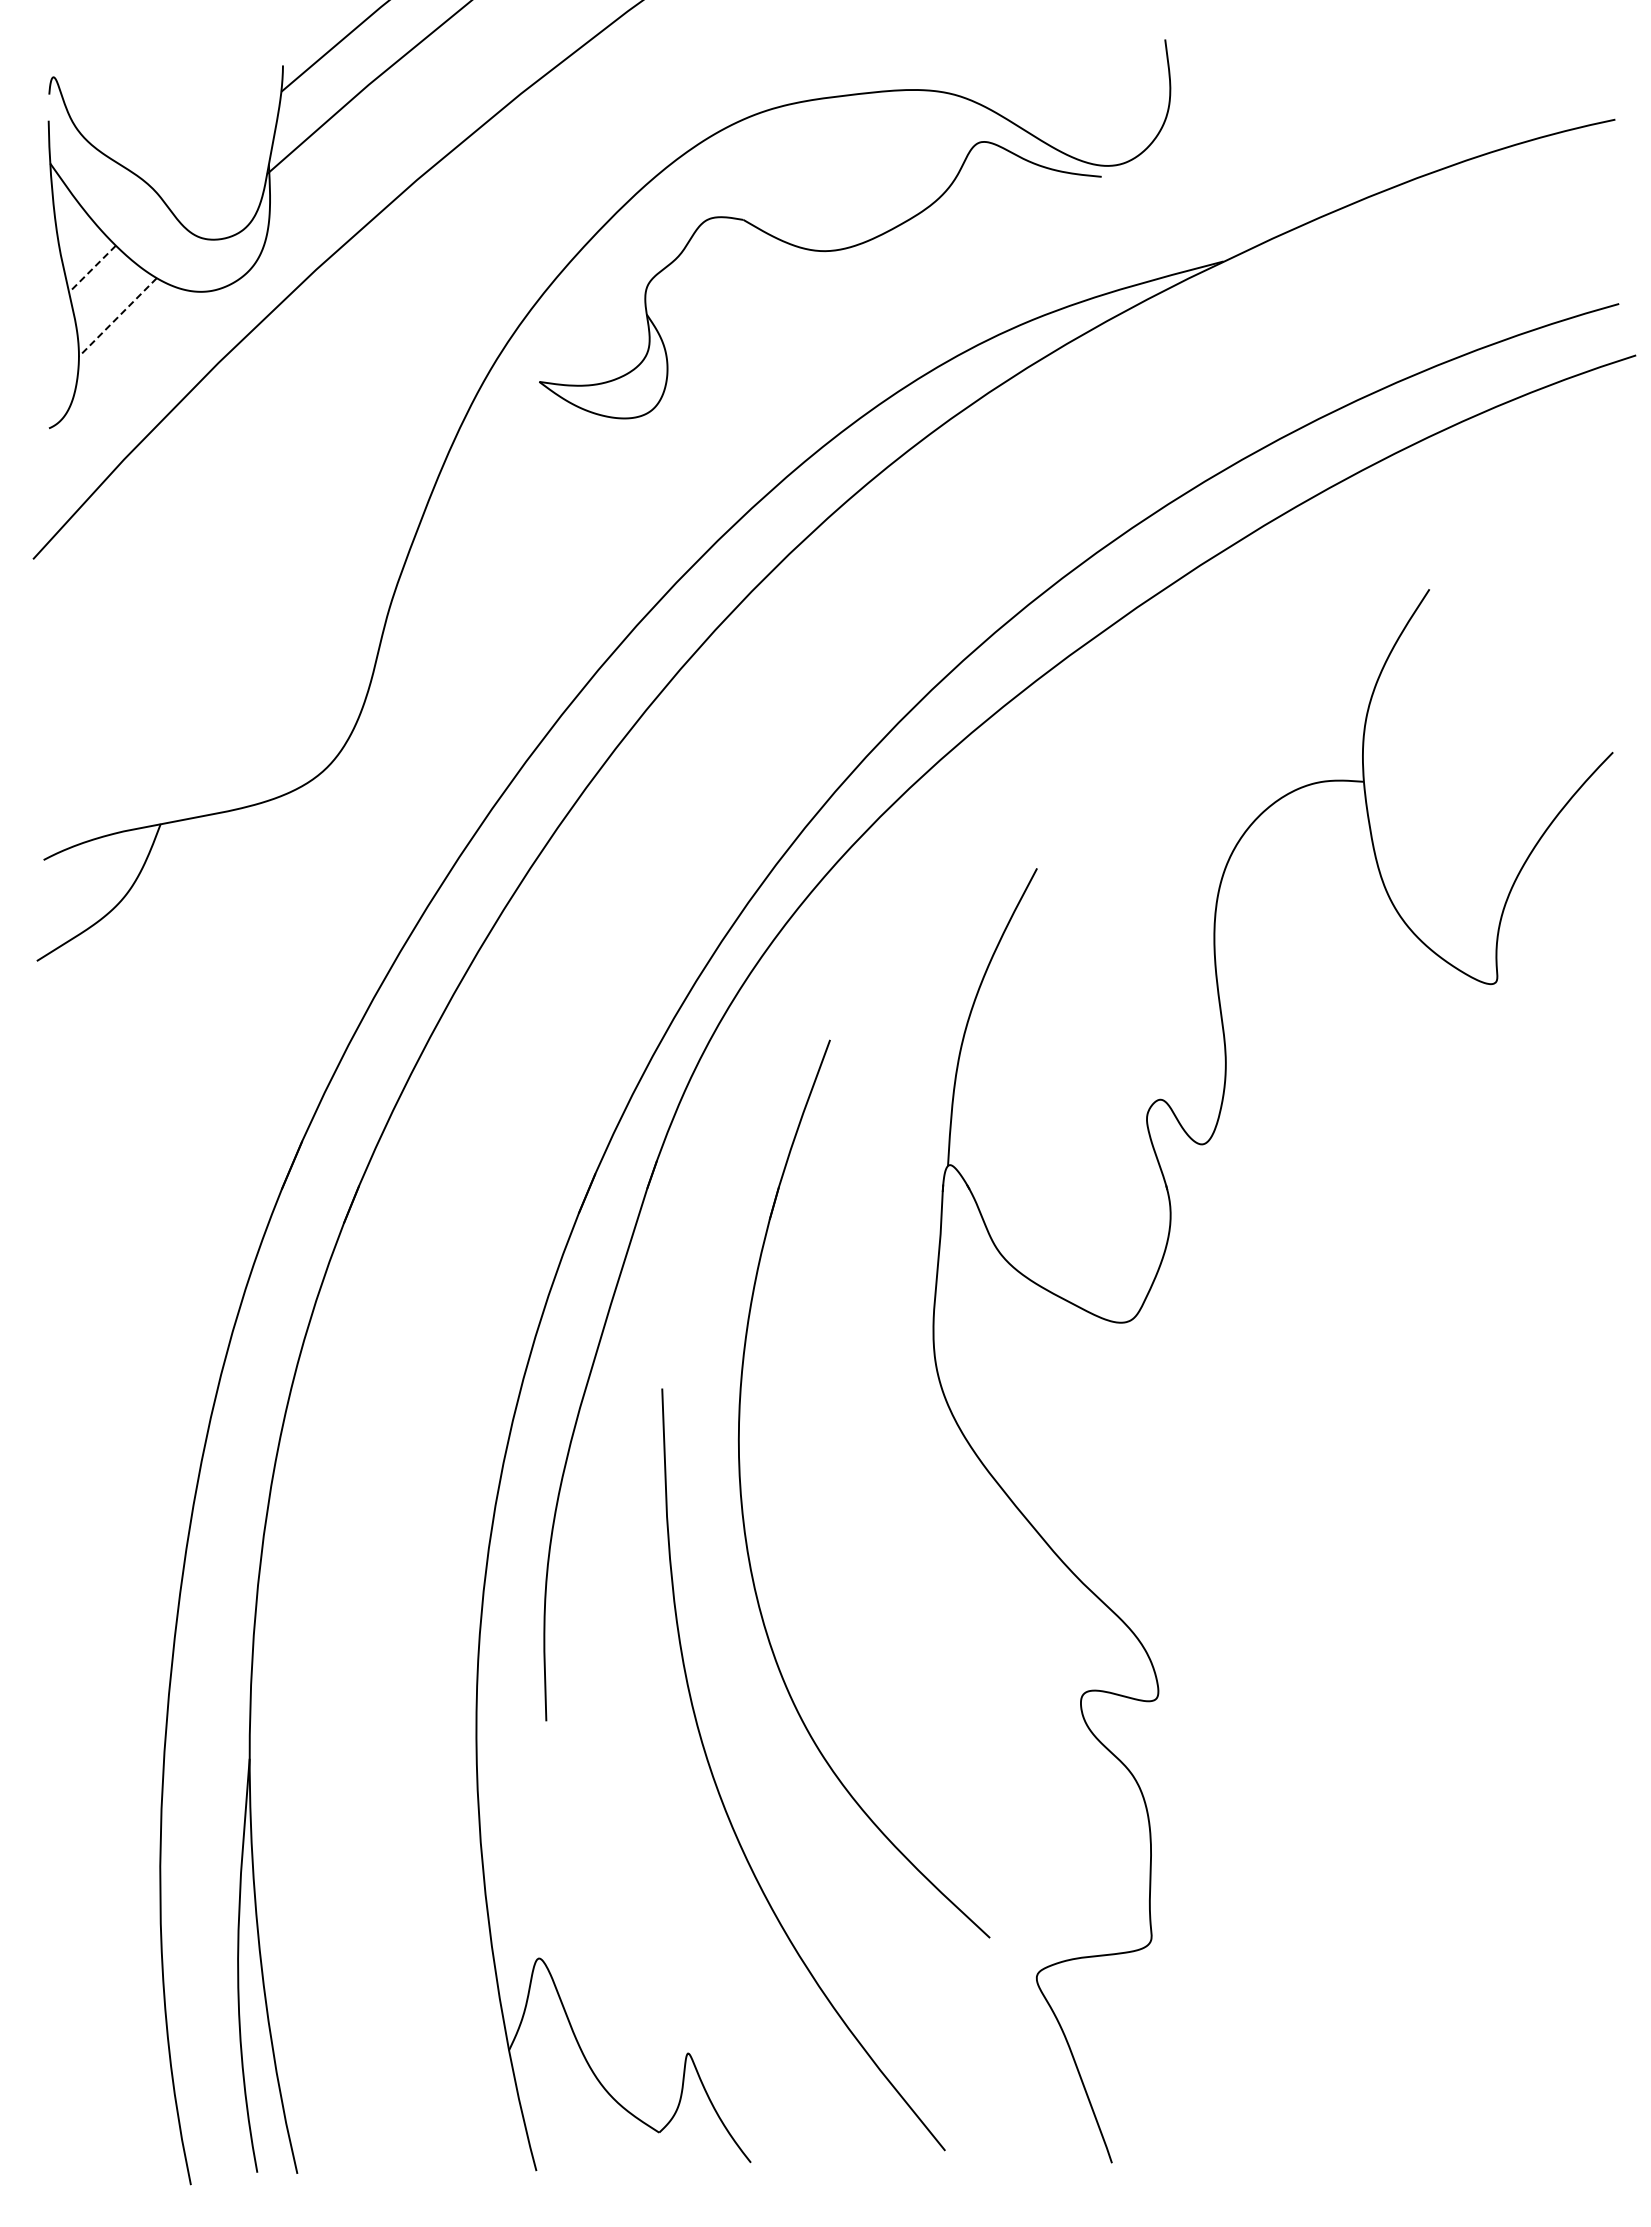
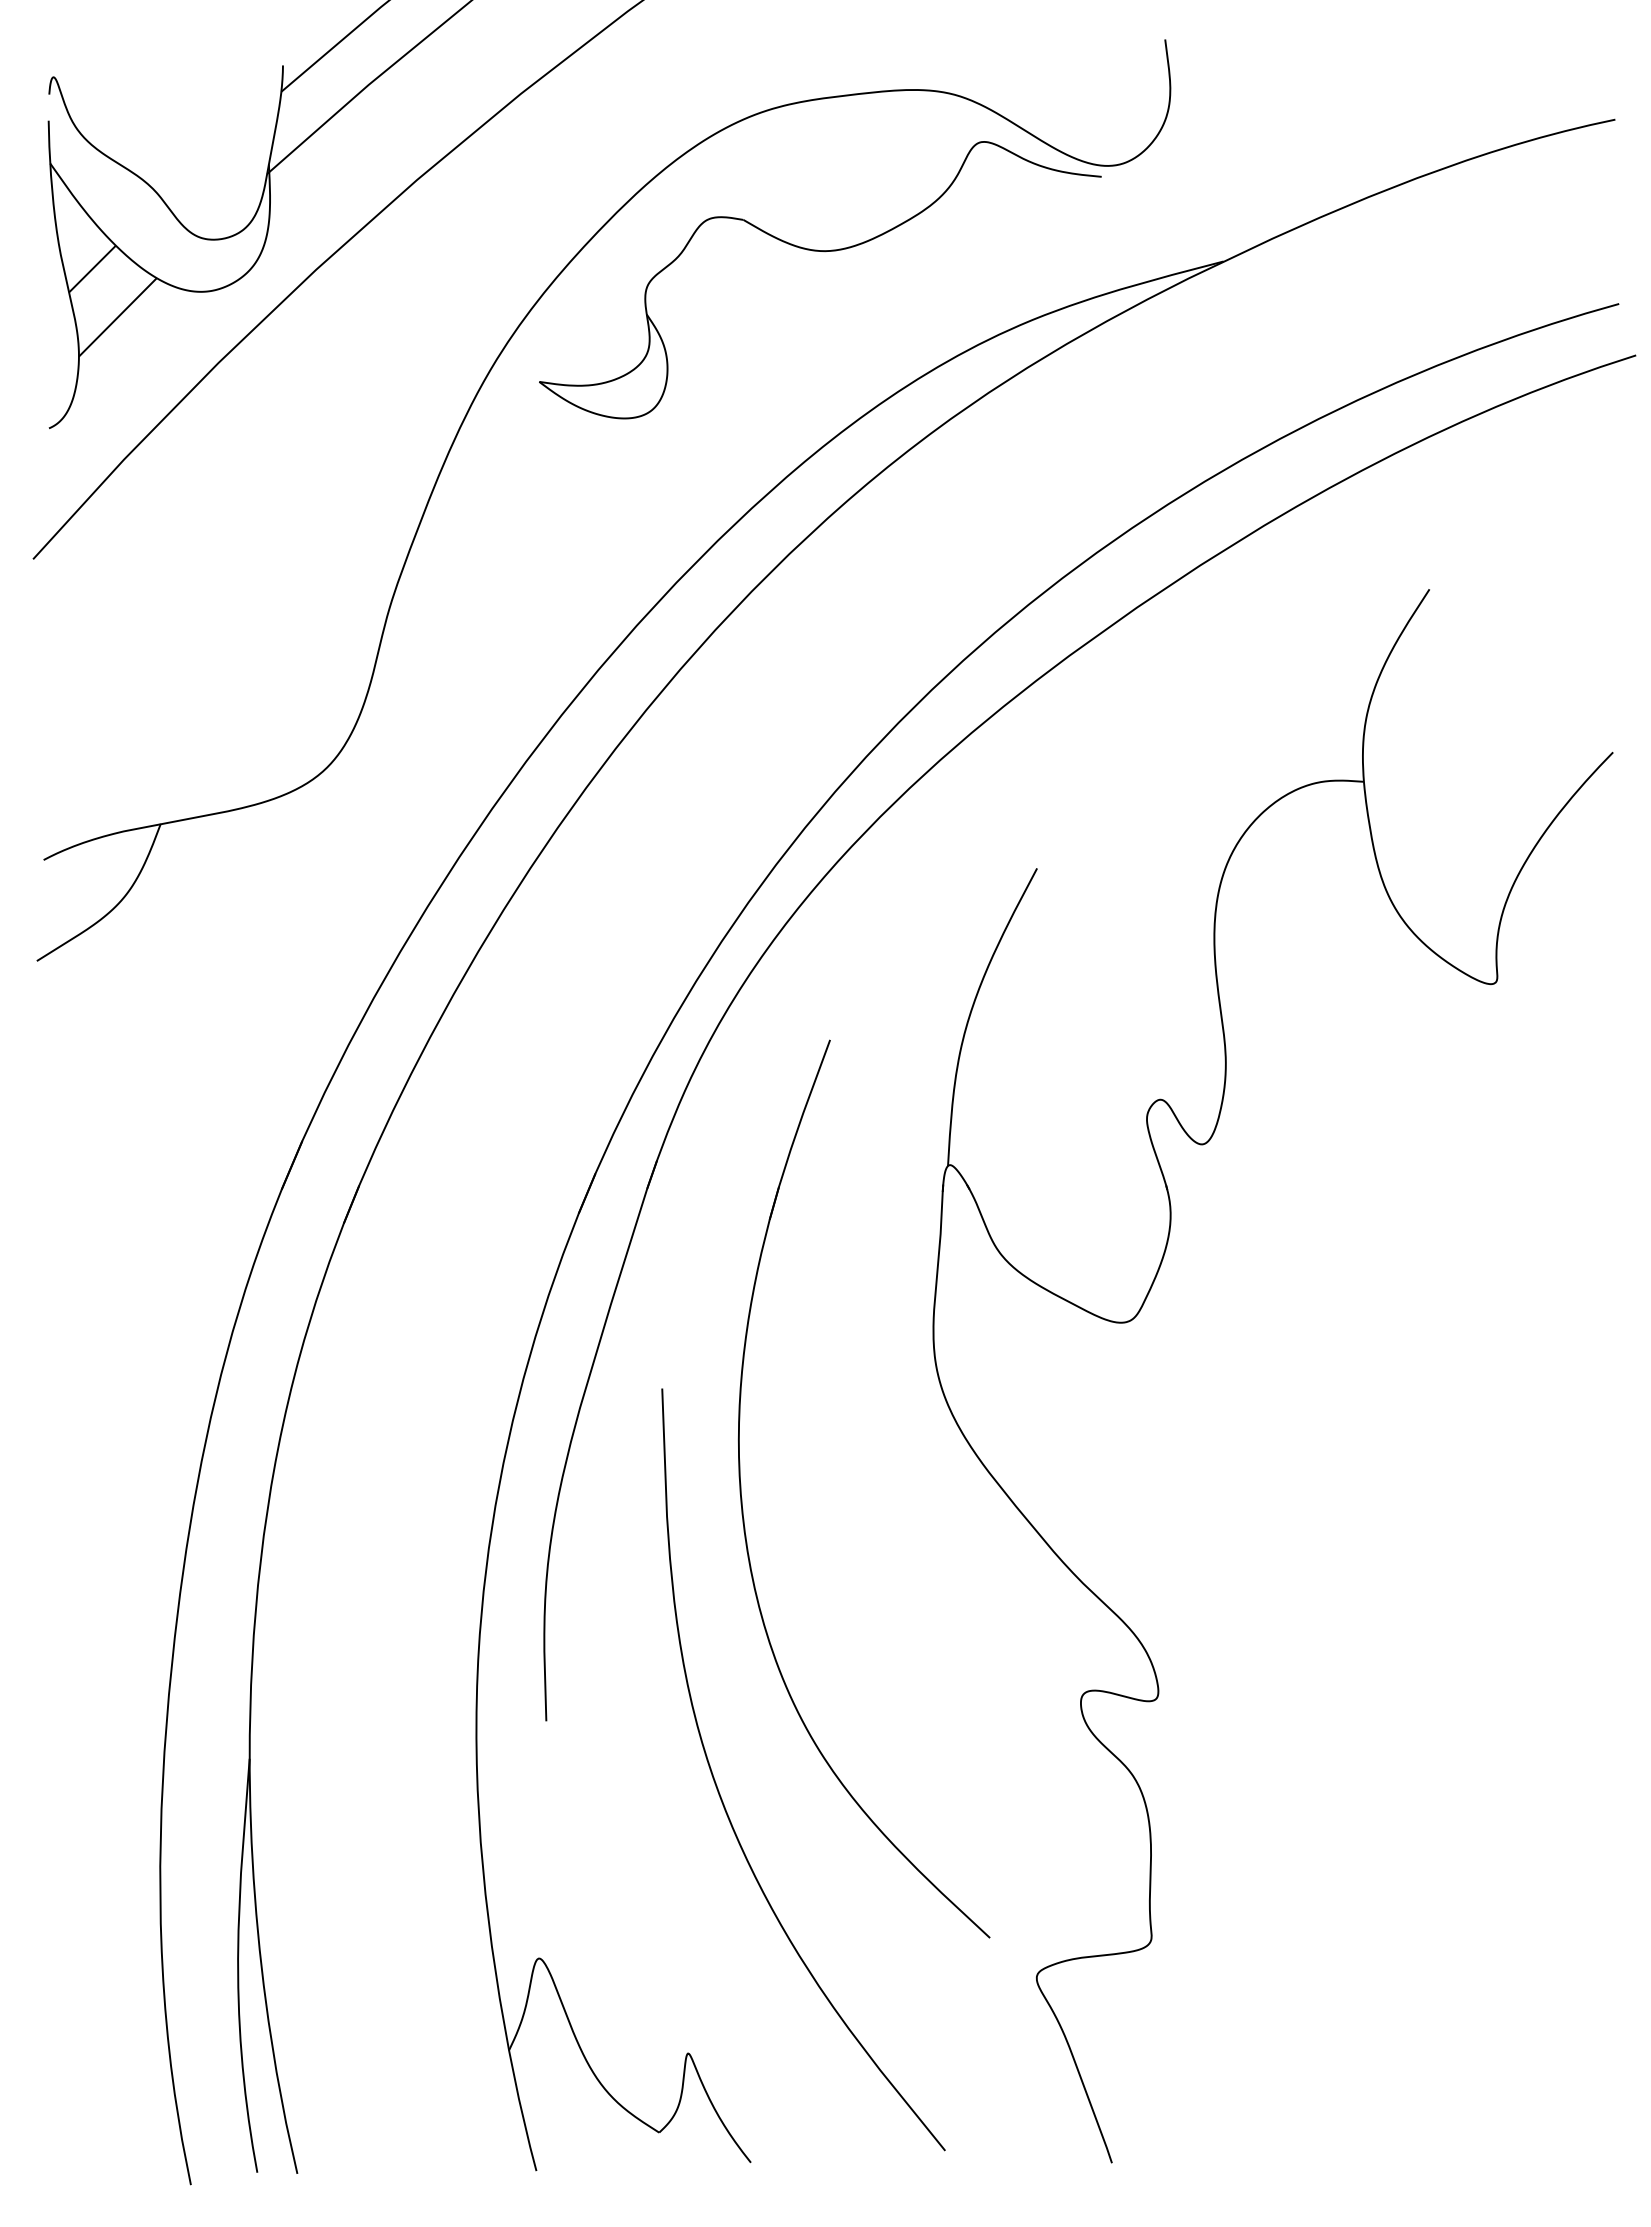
line: dashed -> solid (92, 269)
line: dashed -> solid (117, 317)
